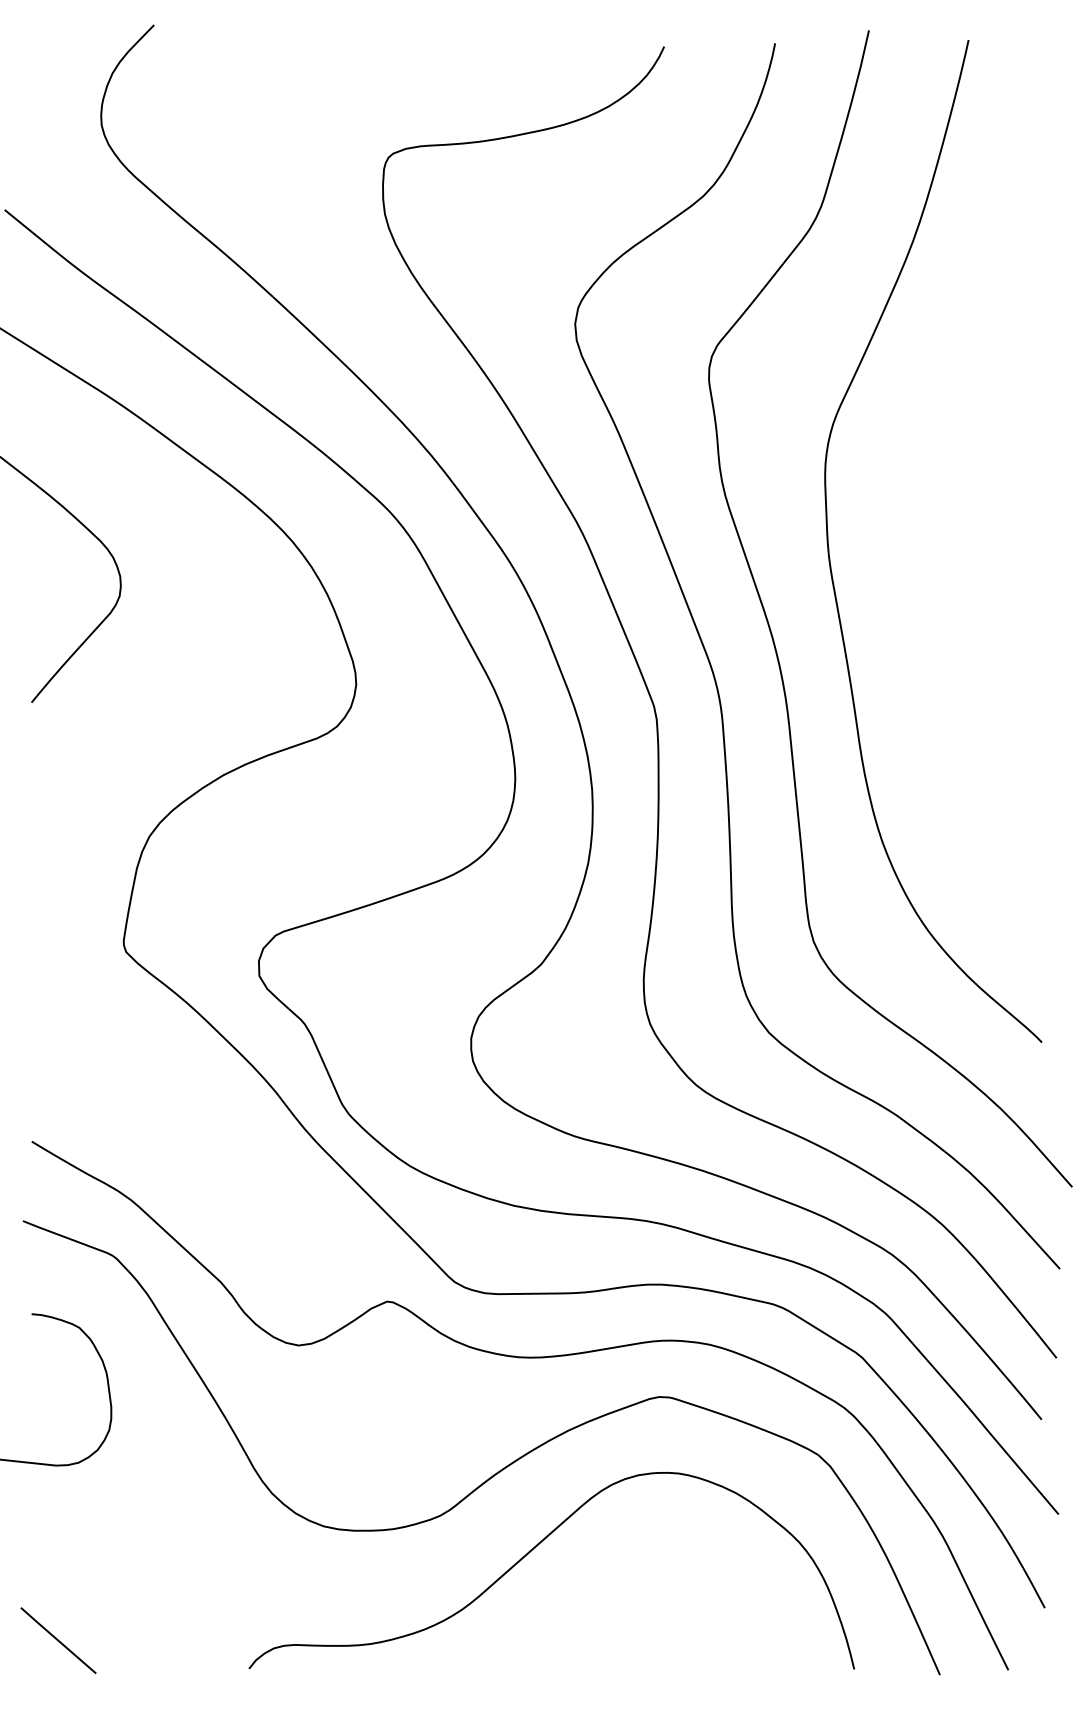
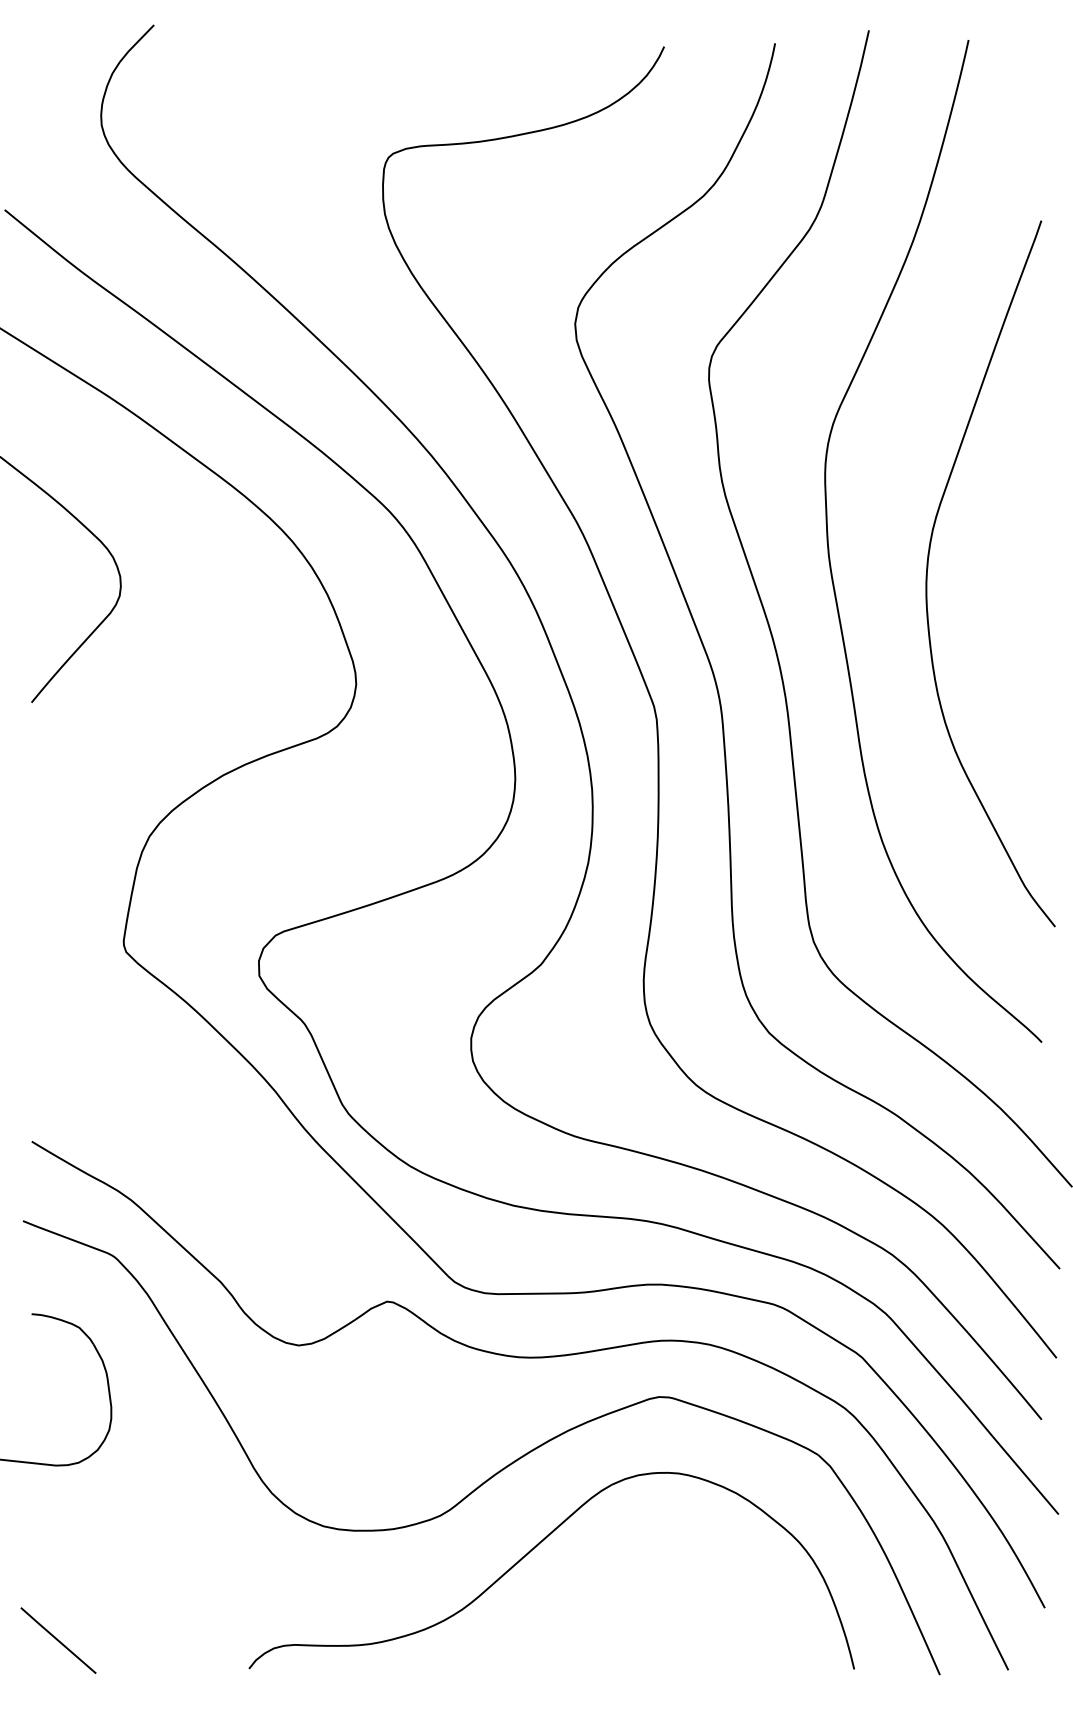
curve: none -> present (928, 568)
